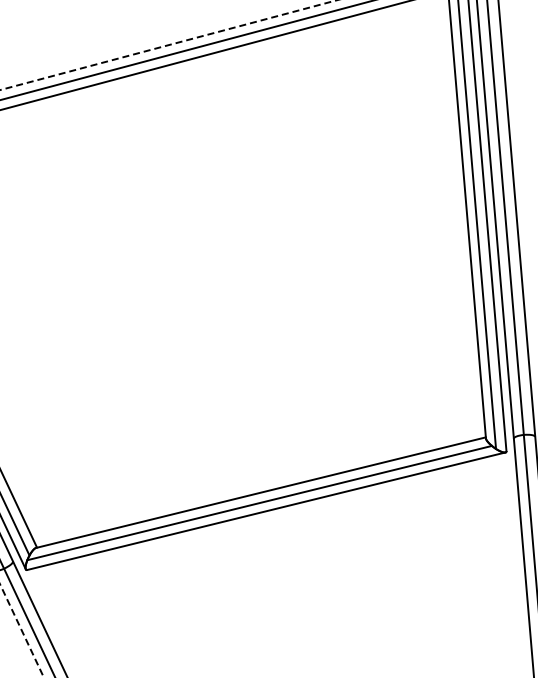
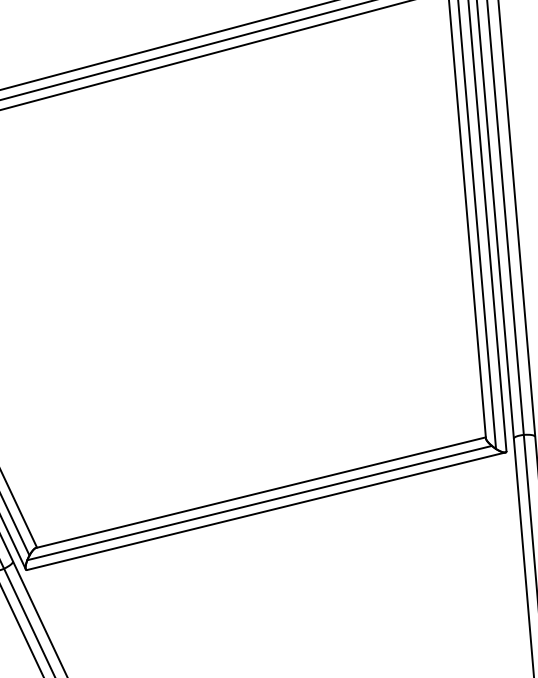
line: dashed -> solid (169, 44)
line: dashed -> solid (22, 631)
